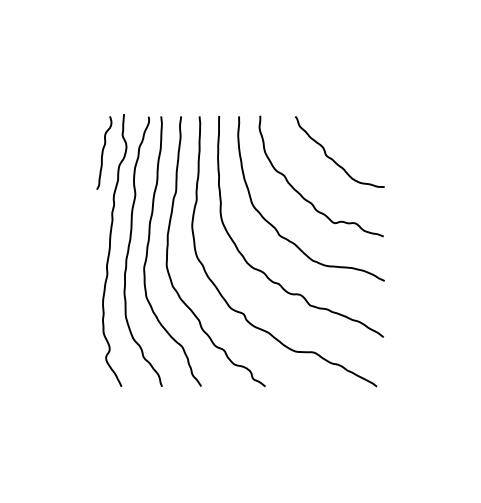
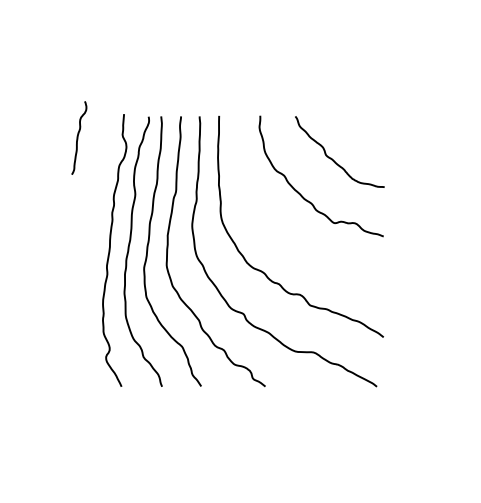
curve position: (103, 152) -> (78, 137) (78, 137)
curve: present -> none (277, 229)
